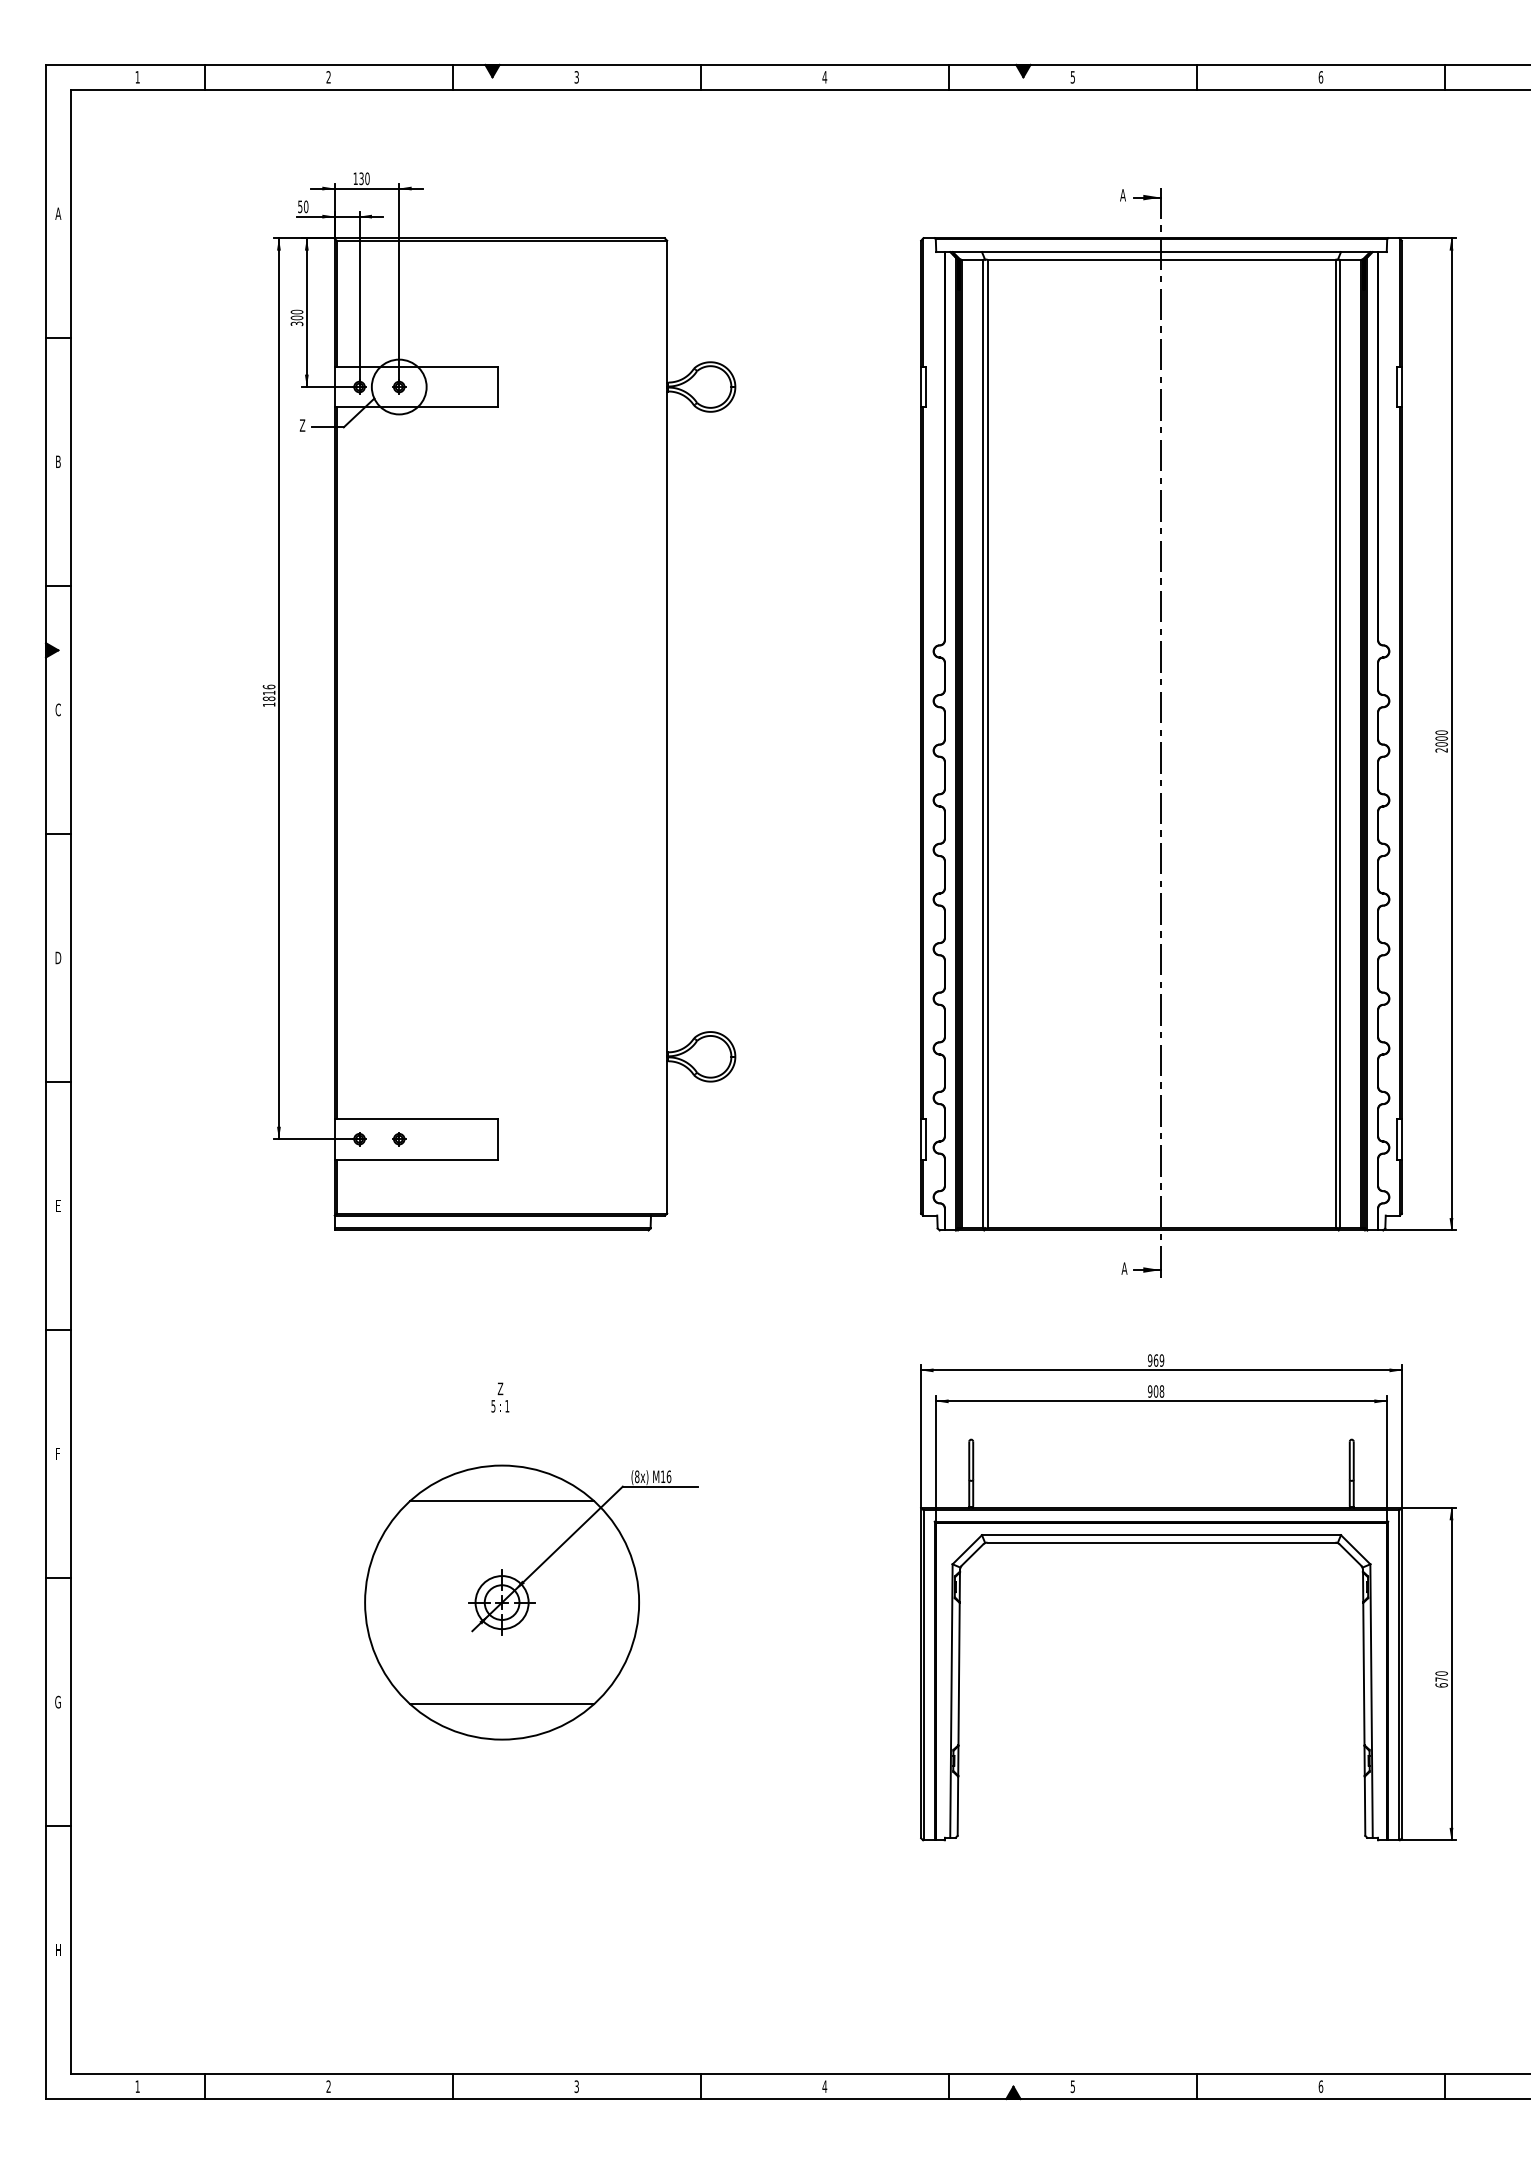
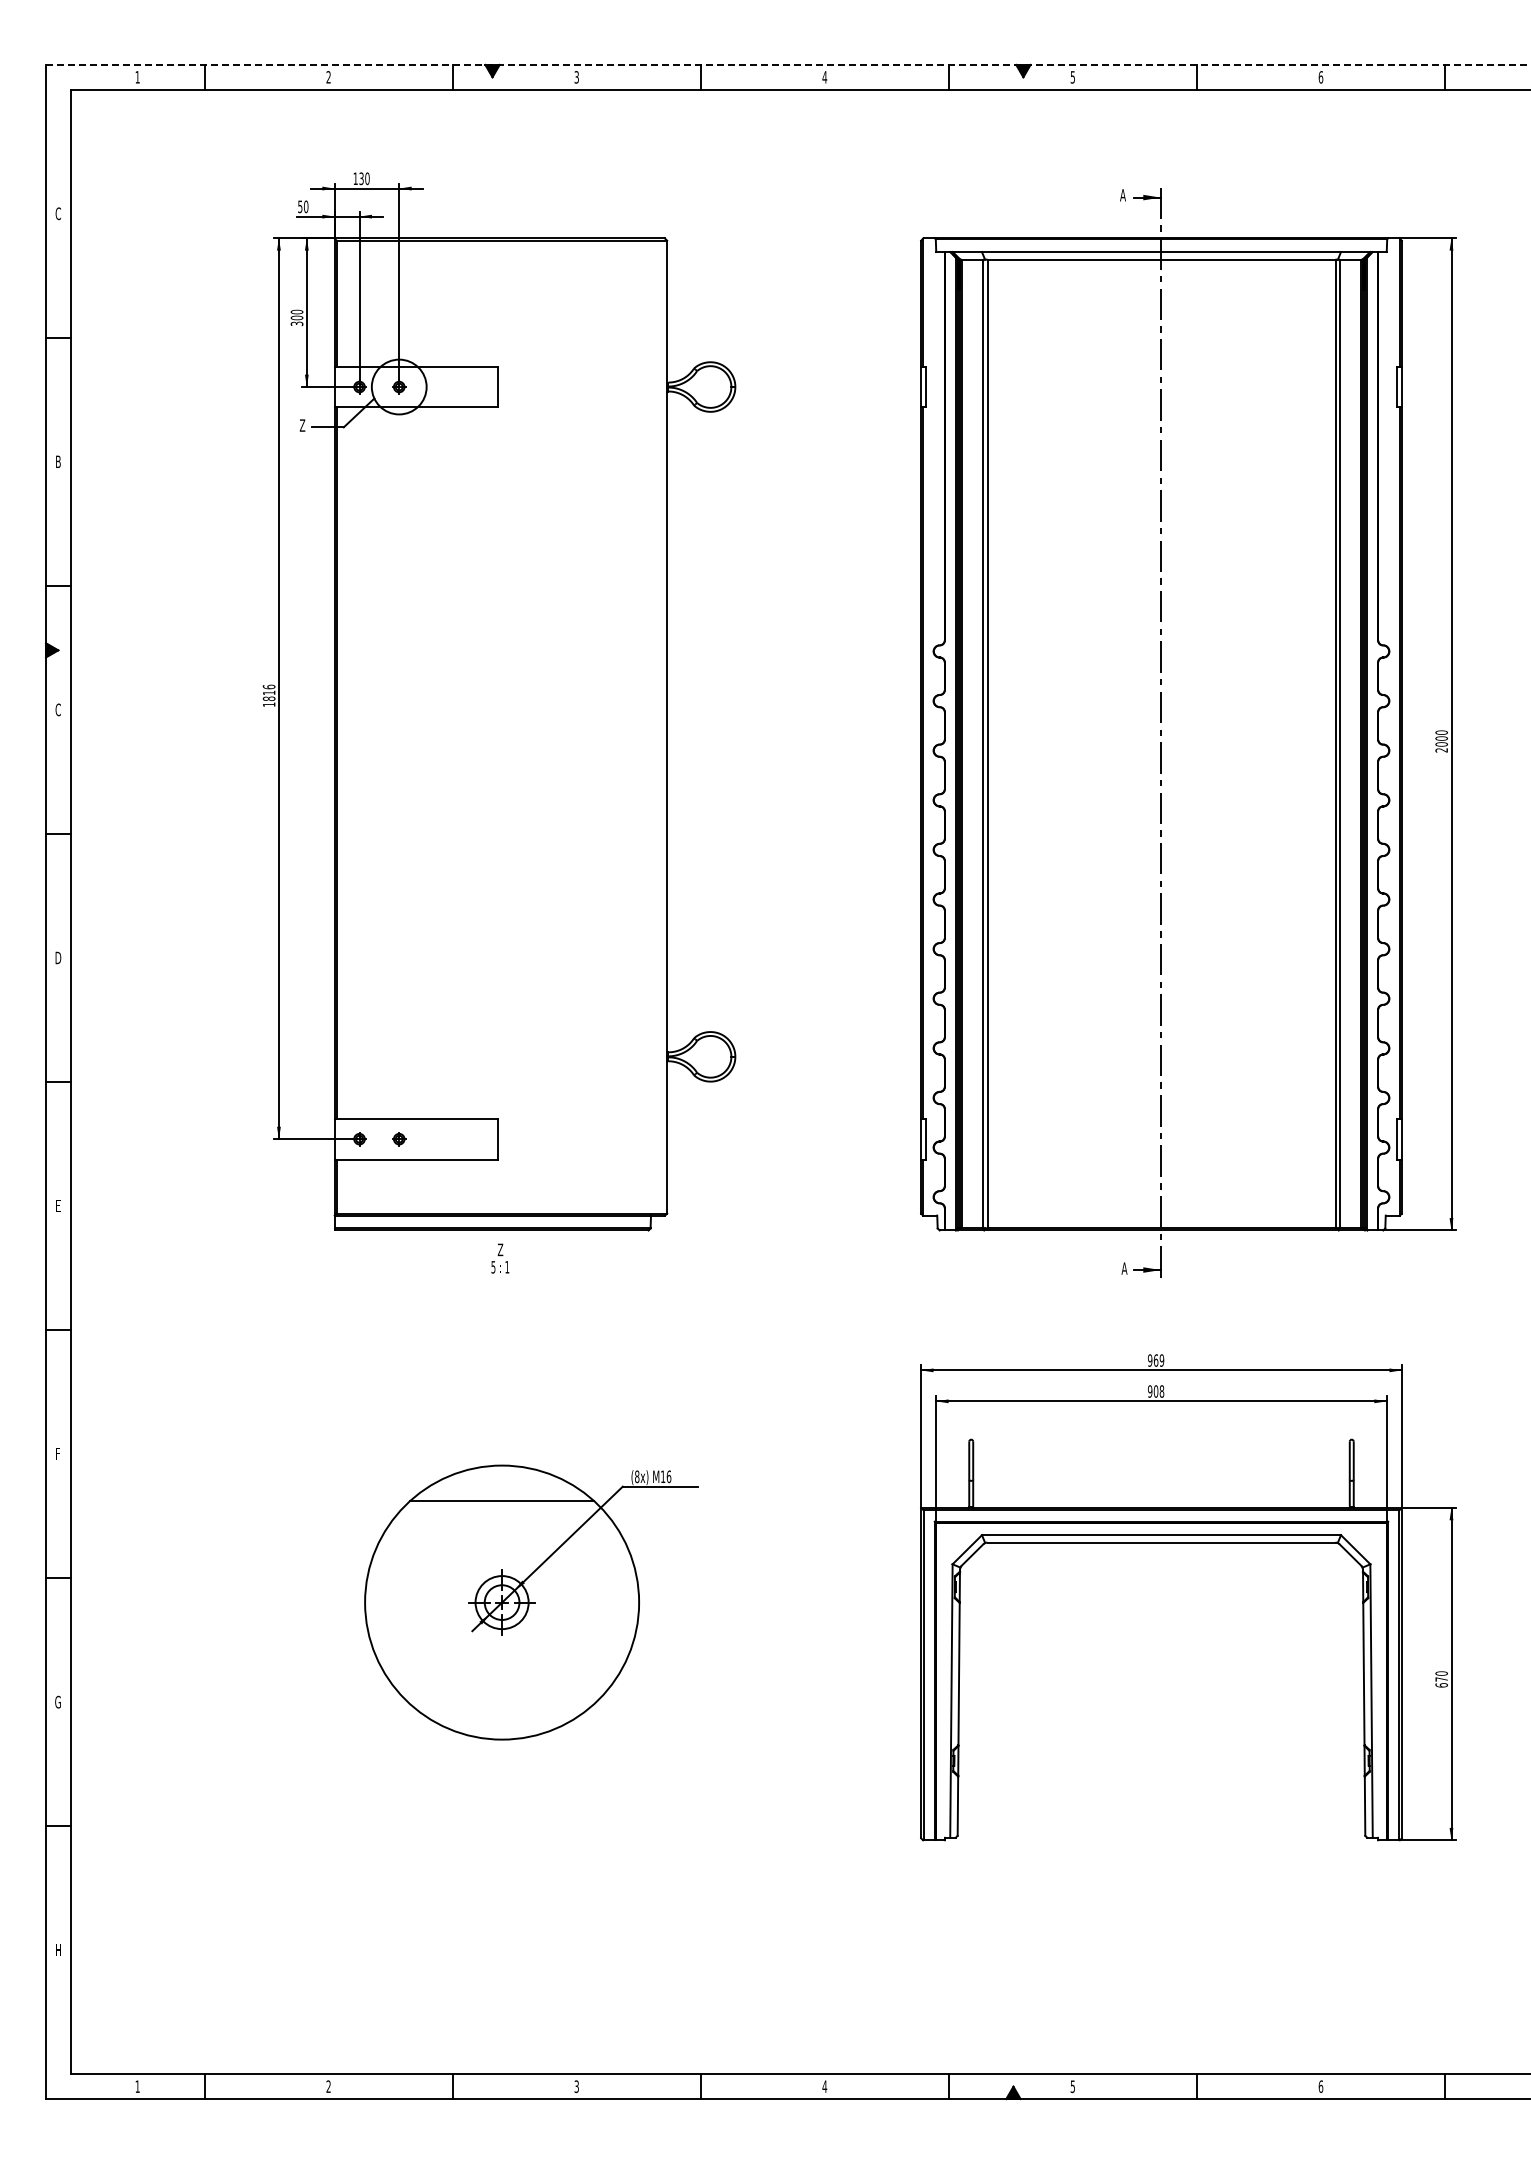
line: solid -> dashed (788, 64)
text: A -> C (58, 213)
text position: (500, 1397) -> (500, 1258) (500, 1258)
line: present -> none (501, 1704)
